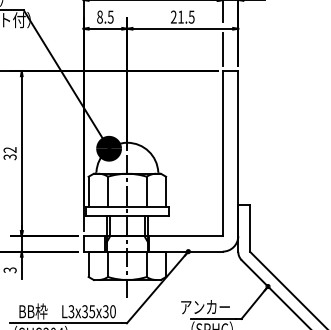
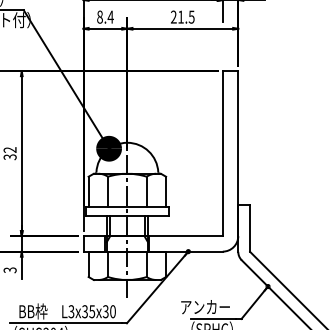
text: 8.5 -> 8.4 (110, 16)
line: present -> none (222, 49)
